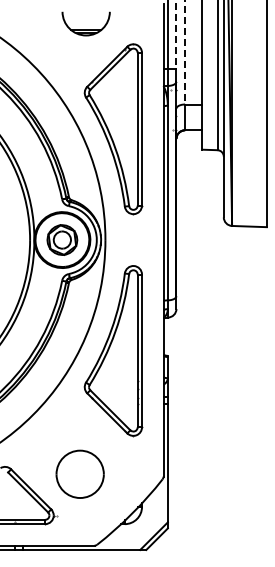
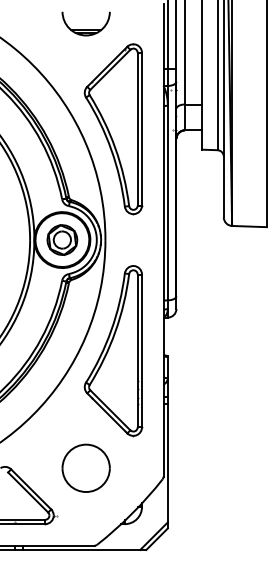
line: dashed -> solid (176, 34)
line: dashed -> solid (185, 52)
part position: (79, 473) -> (85, 467) (85, 467)
